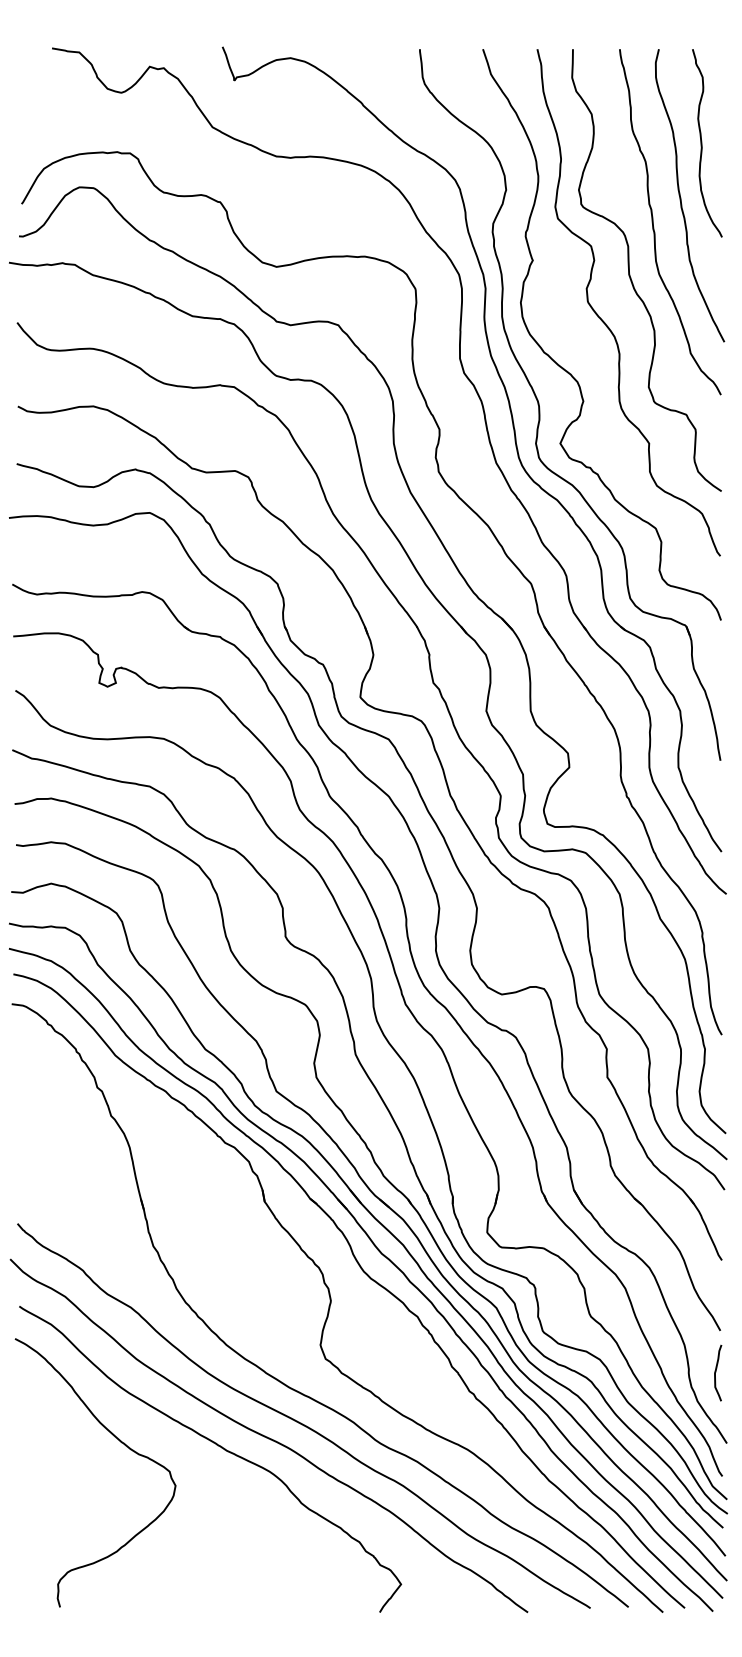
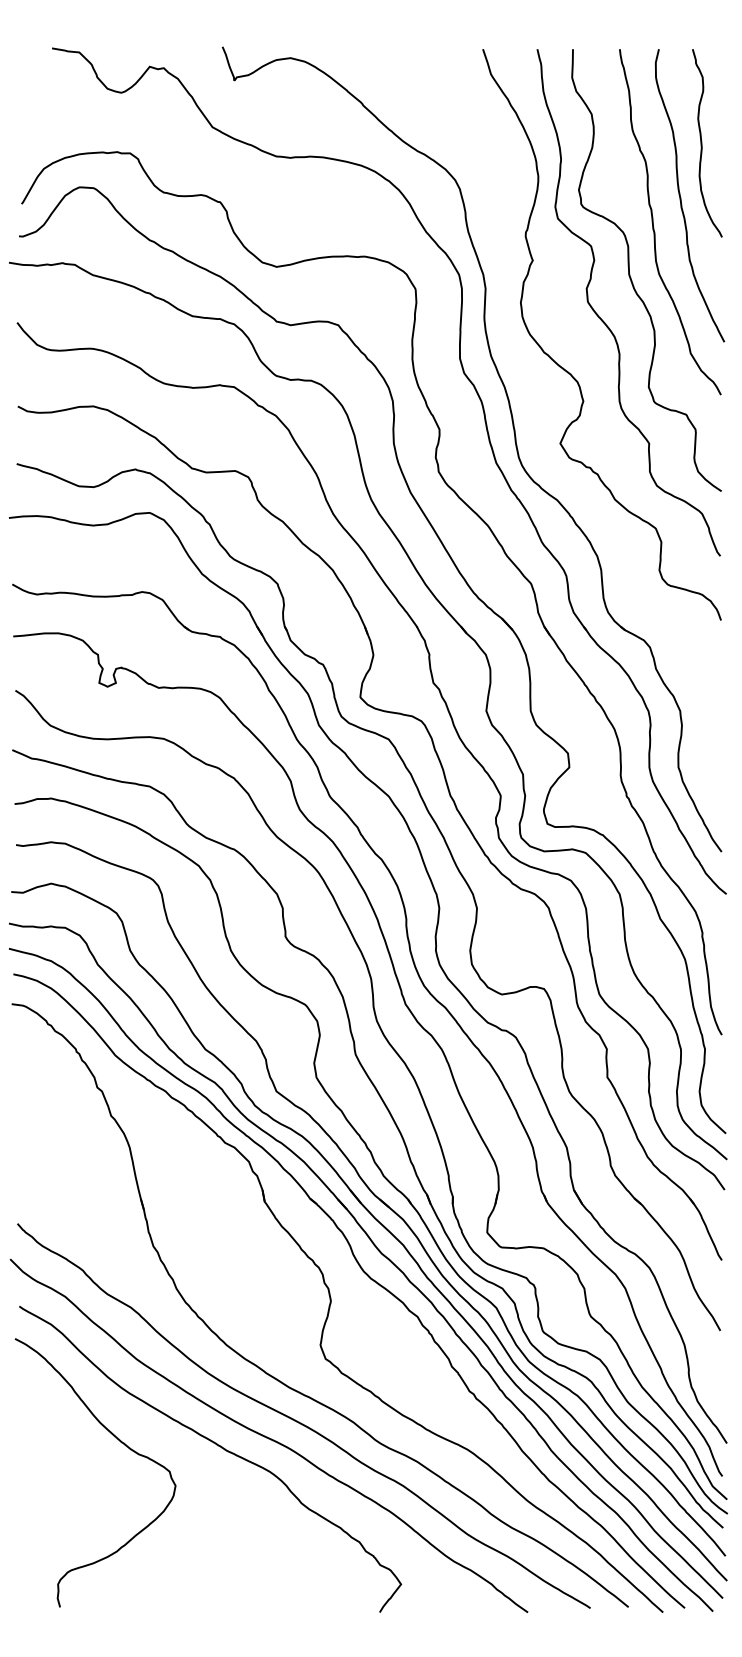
part: present -> none (540, 408)
curve: present -> none (716, 1372)
